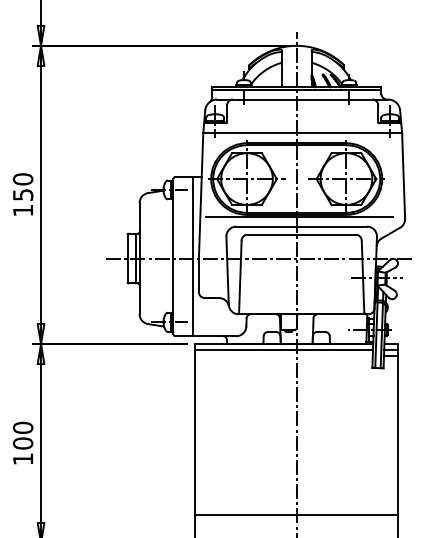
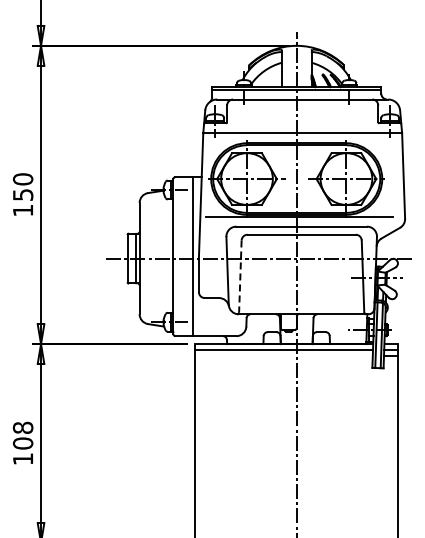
line: solid -> dashed (240, 276)
text: 100 -> 108 (23, 427)
line: present -> none (296, 515)
